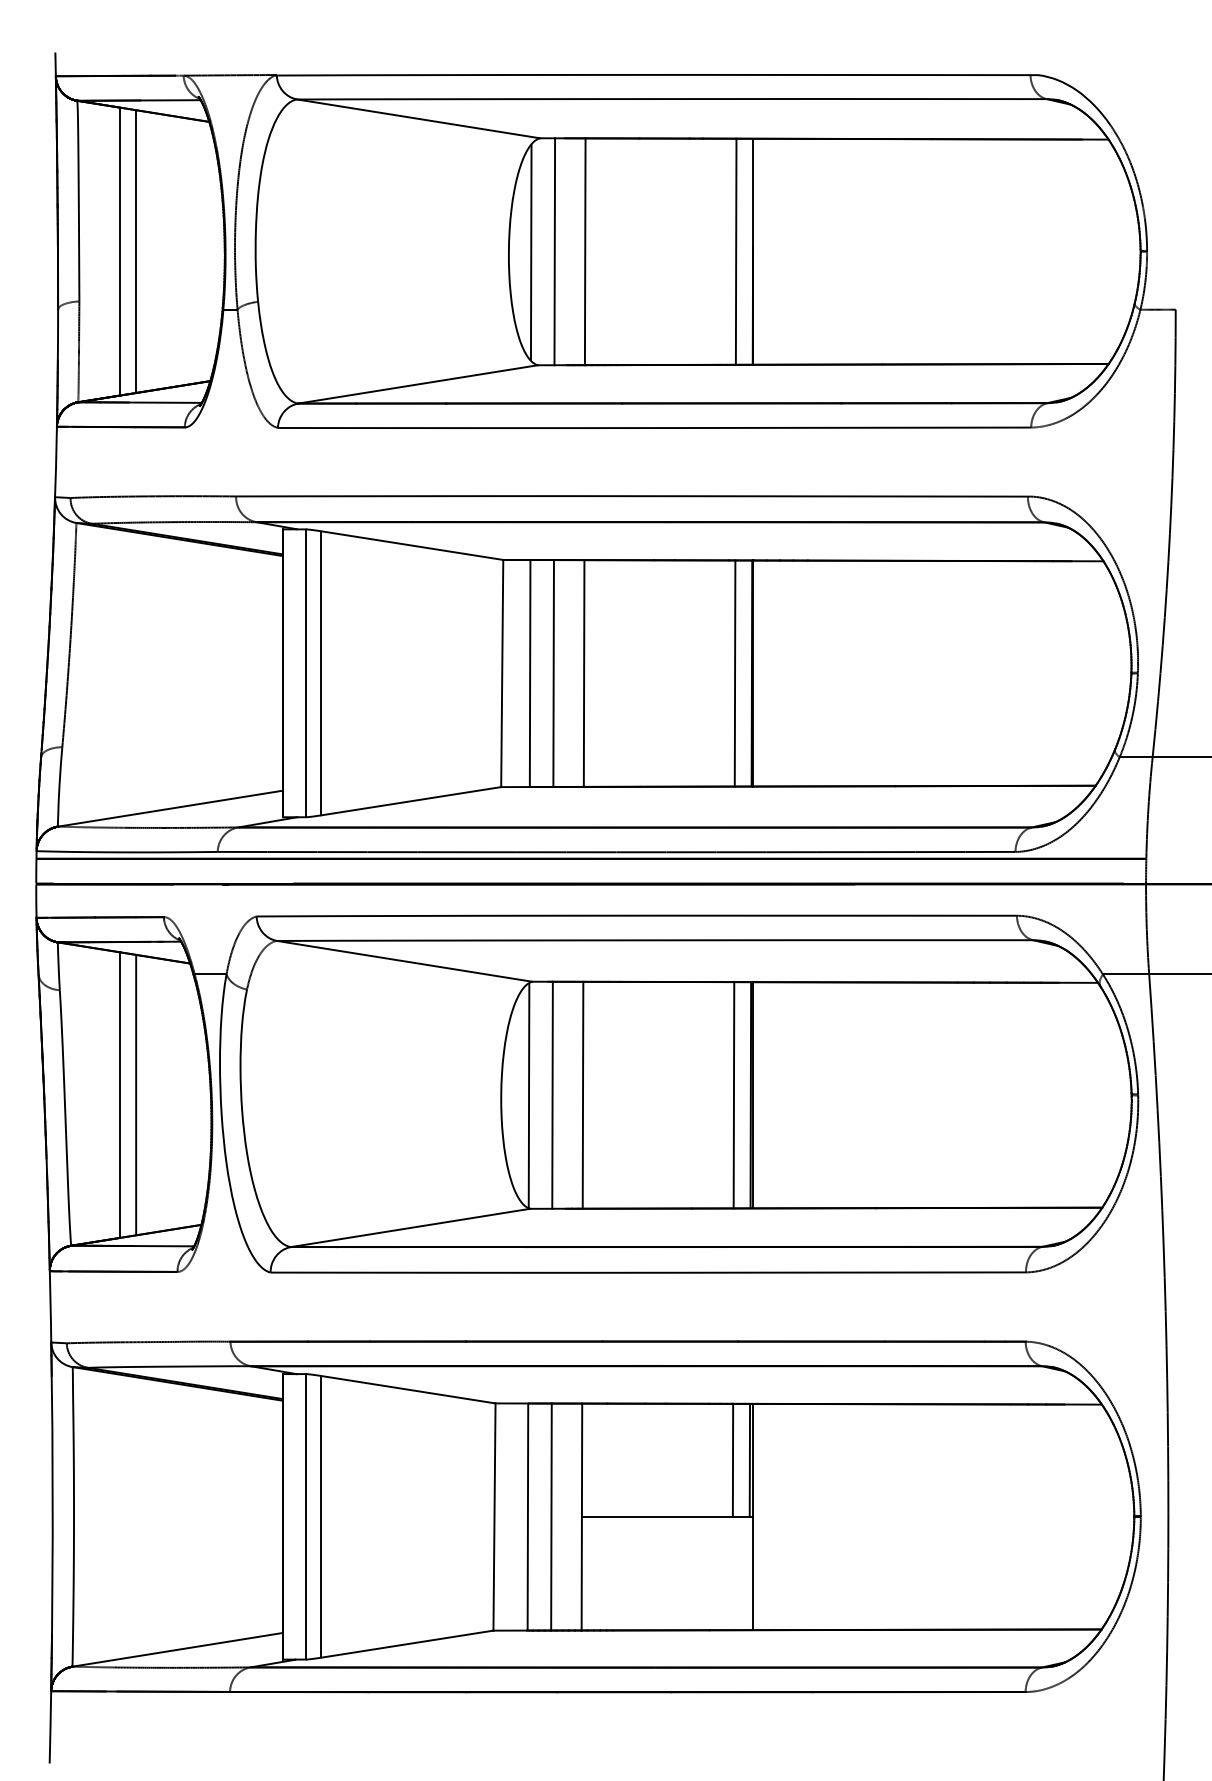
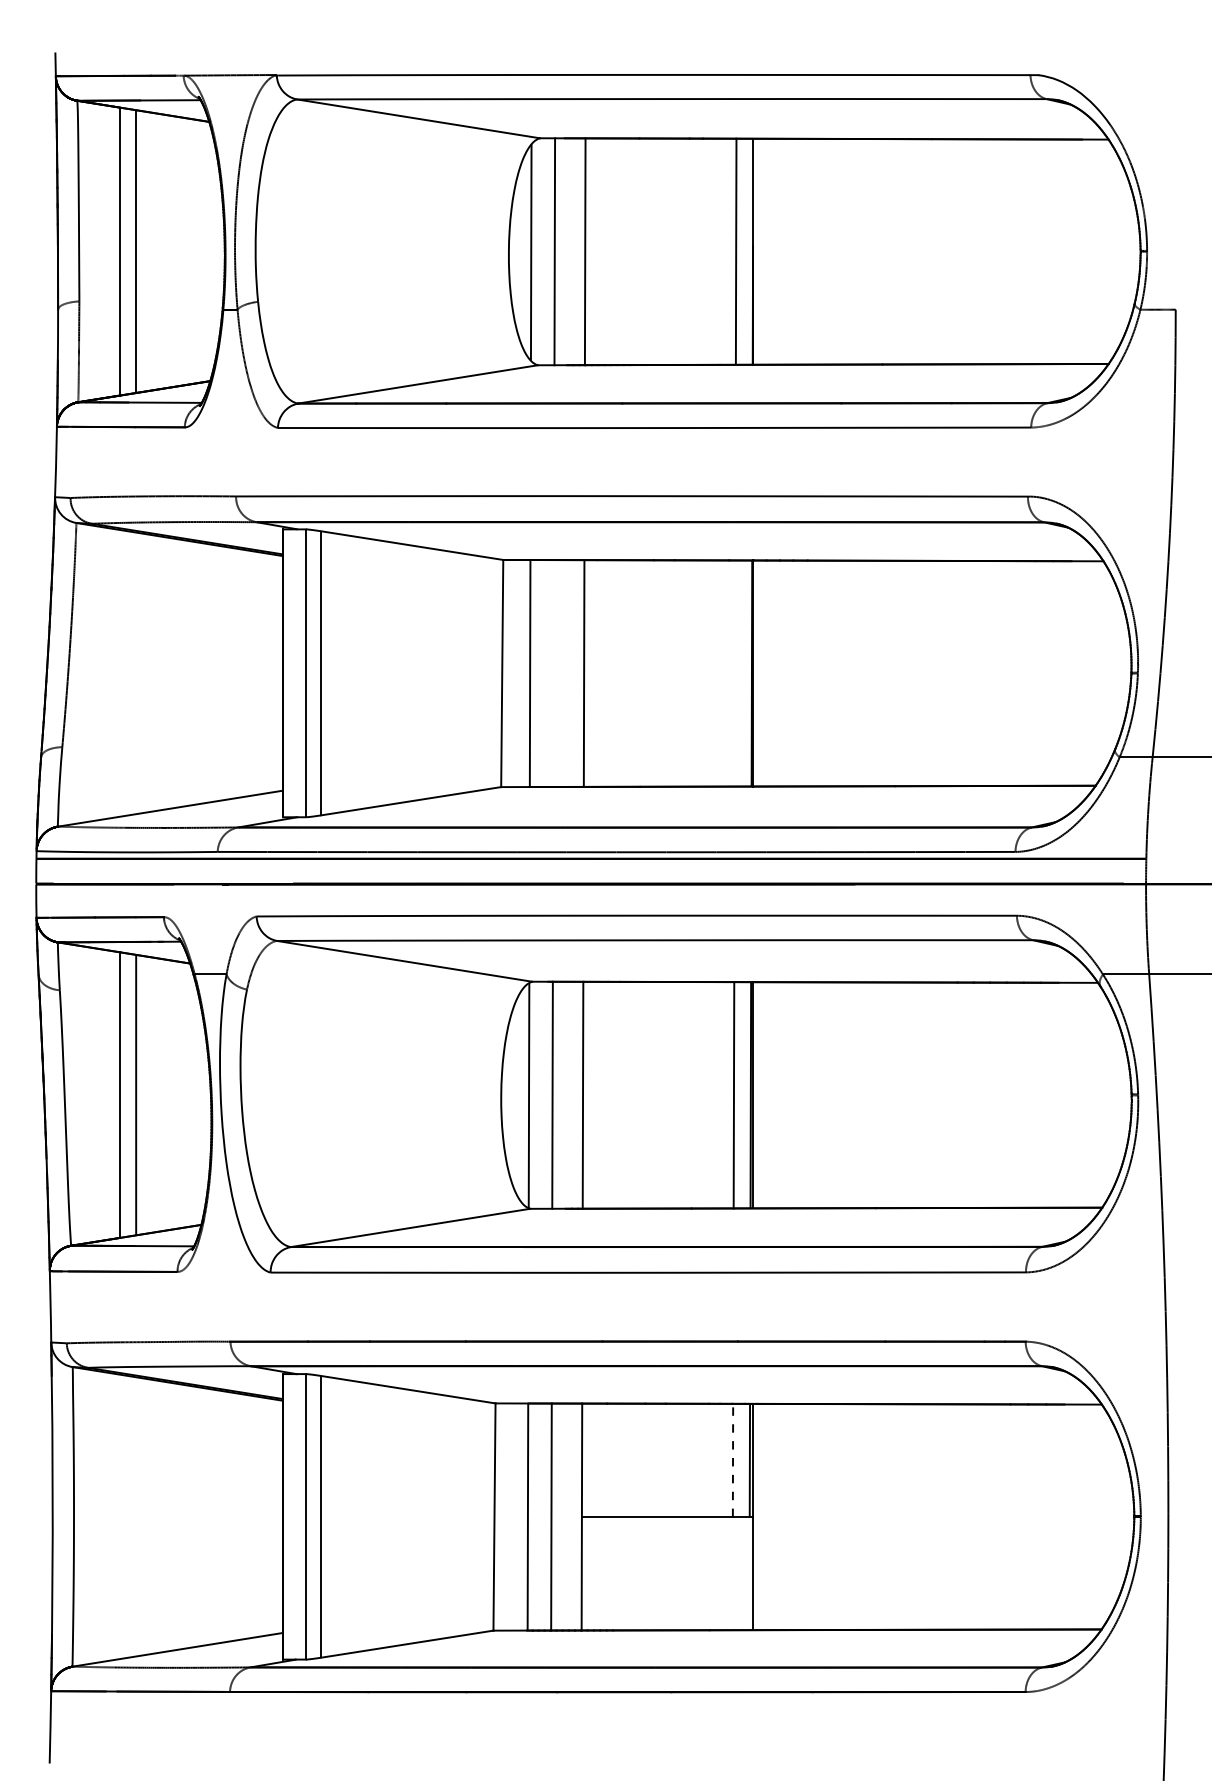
line: present -> none (553, 673)
line: present -> none (734, 673)
line: solid -> dashed (733, 1460)
